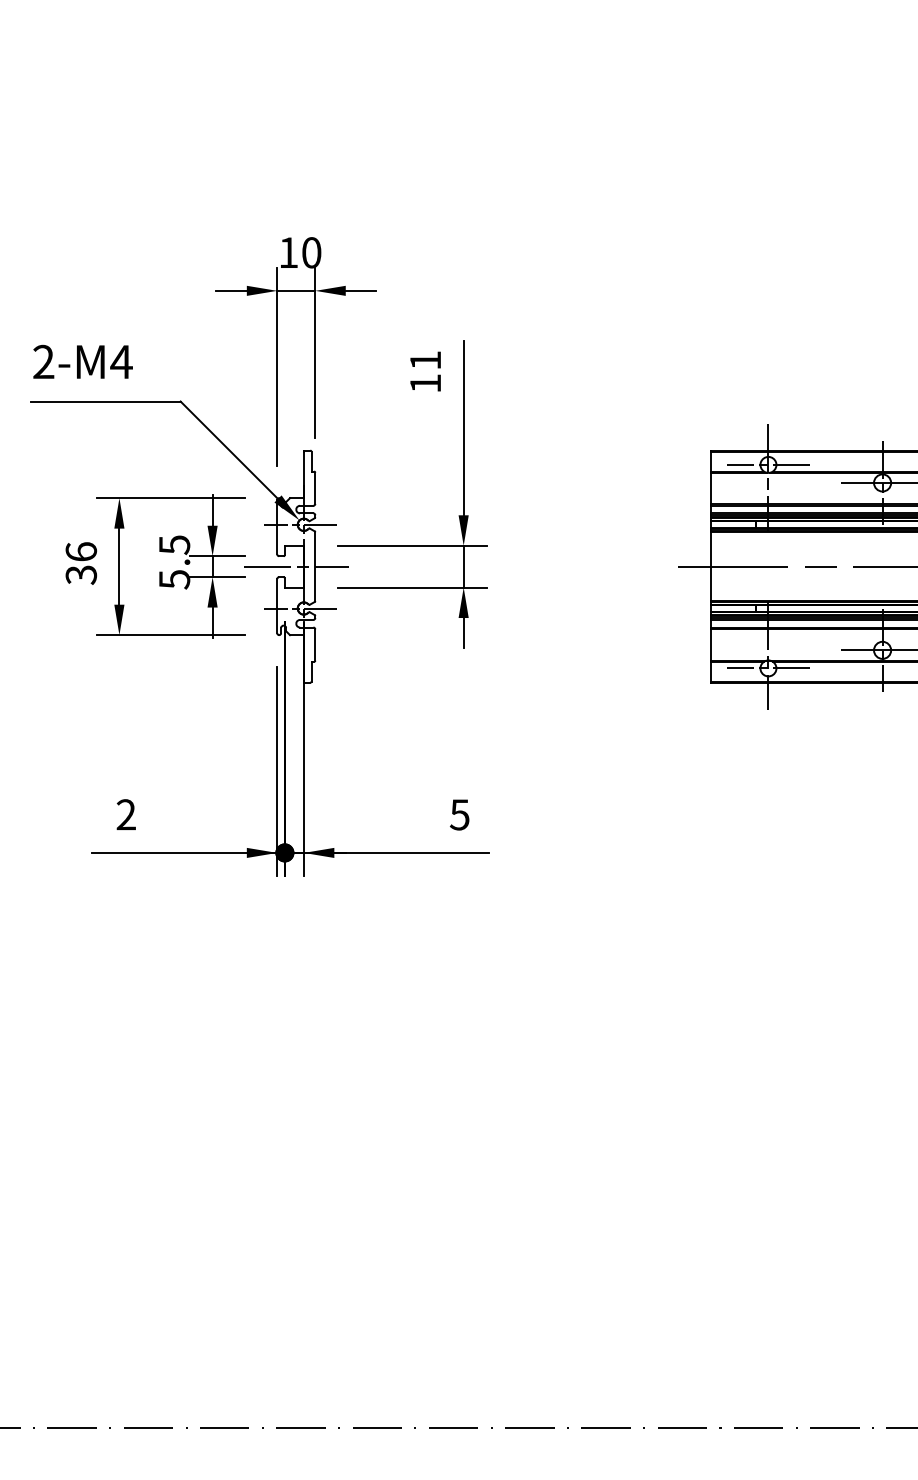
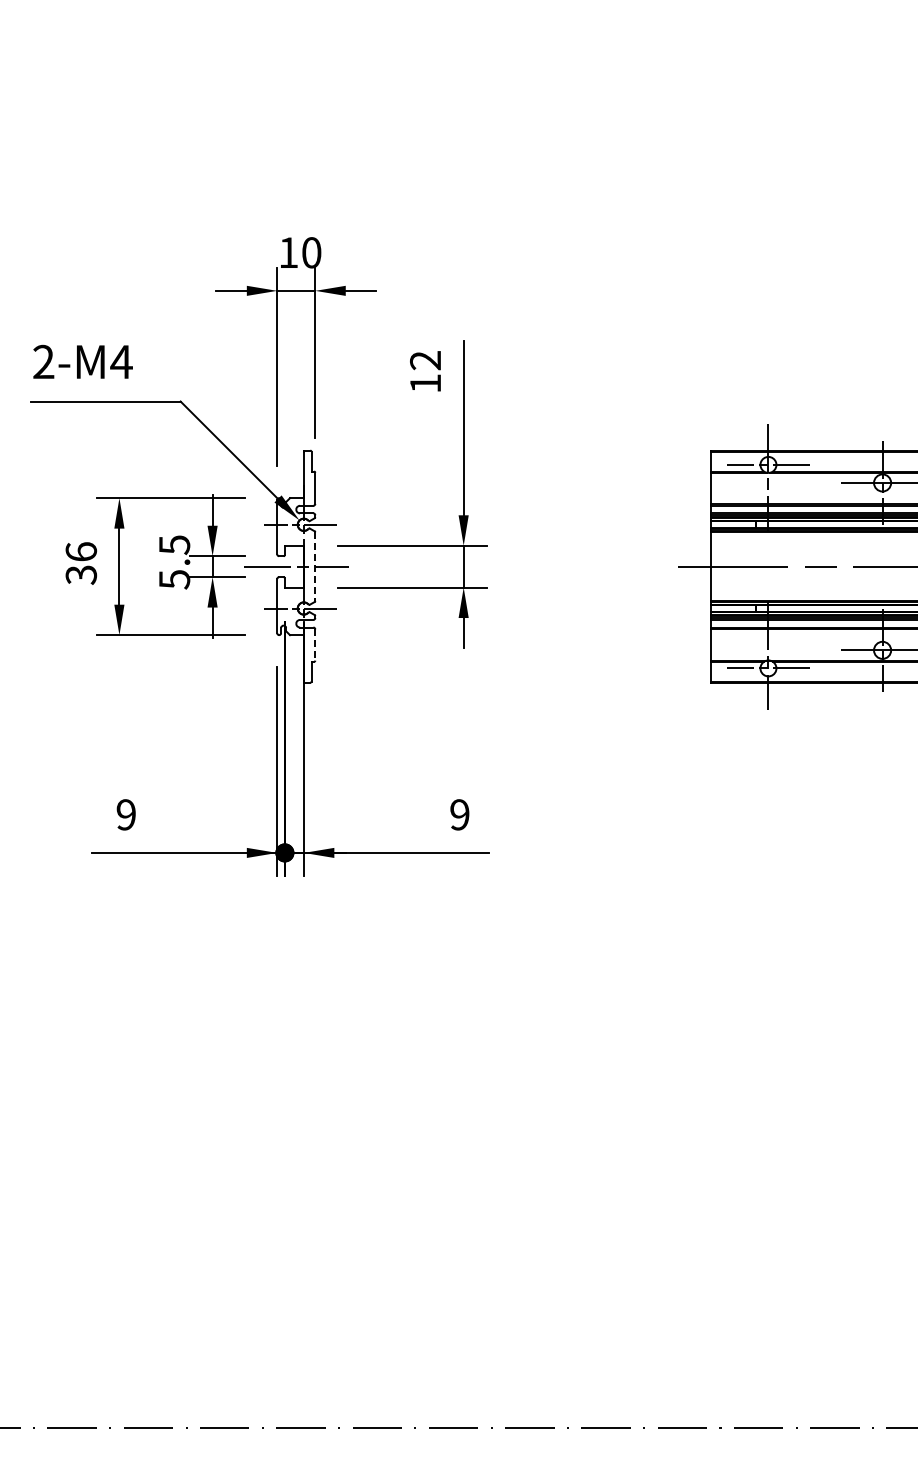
text: 11 -> 12 (425, 360)
line: solid -> dashed (315, 567)
line: solid -> dashed (315, 645)
text: 2 -> 9 (125, 814)
text: 5 -> 9 (459, 814)
